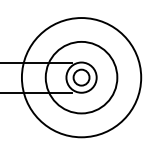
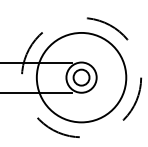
circle diameter: 72 px -> 89 px (81, 77)
circle: solid -> dashed (81, 77)
